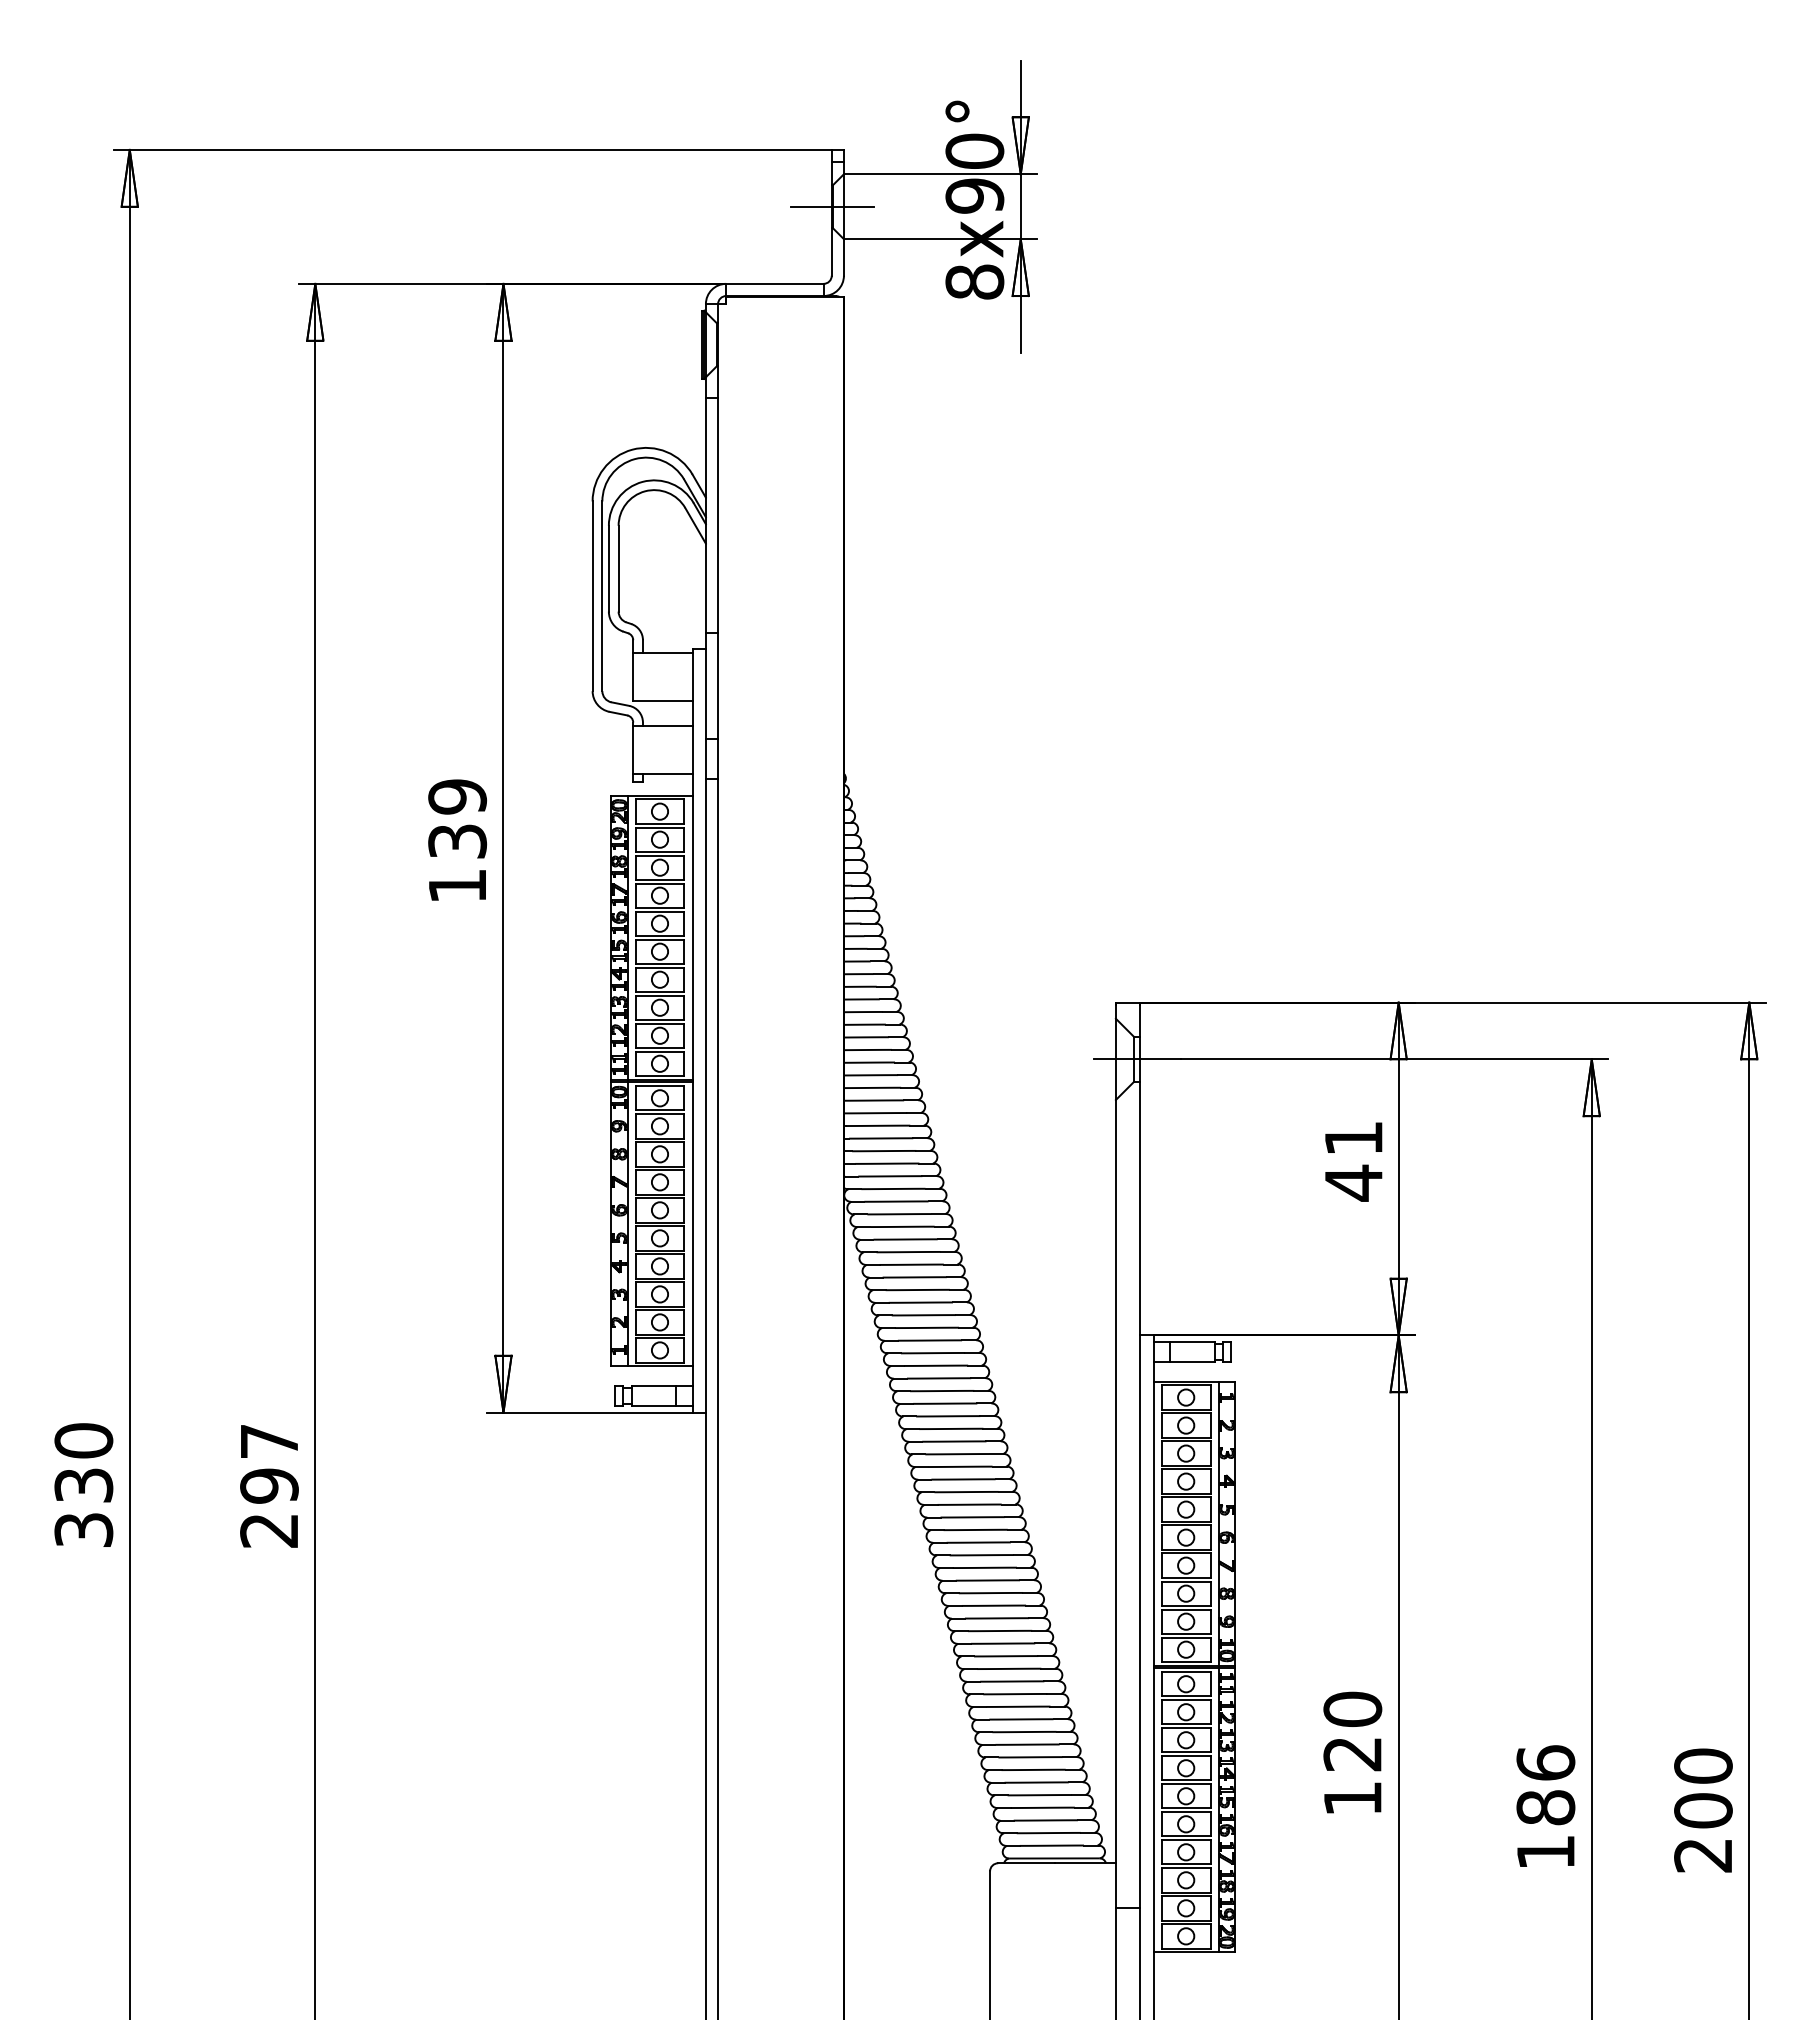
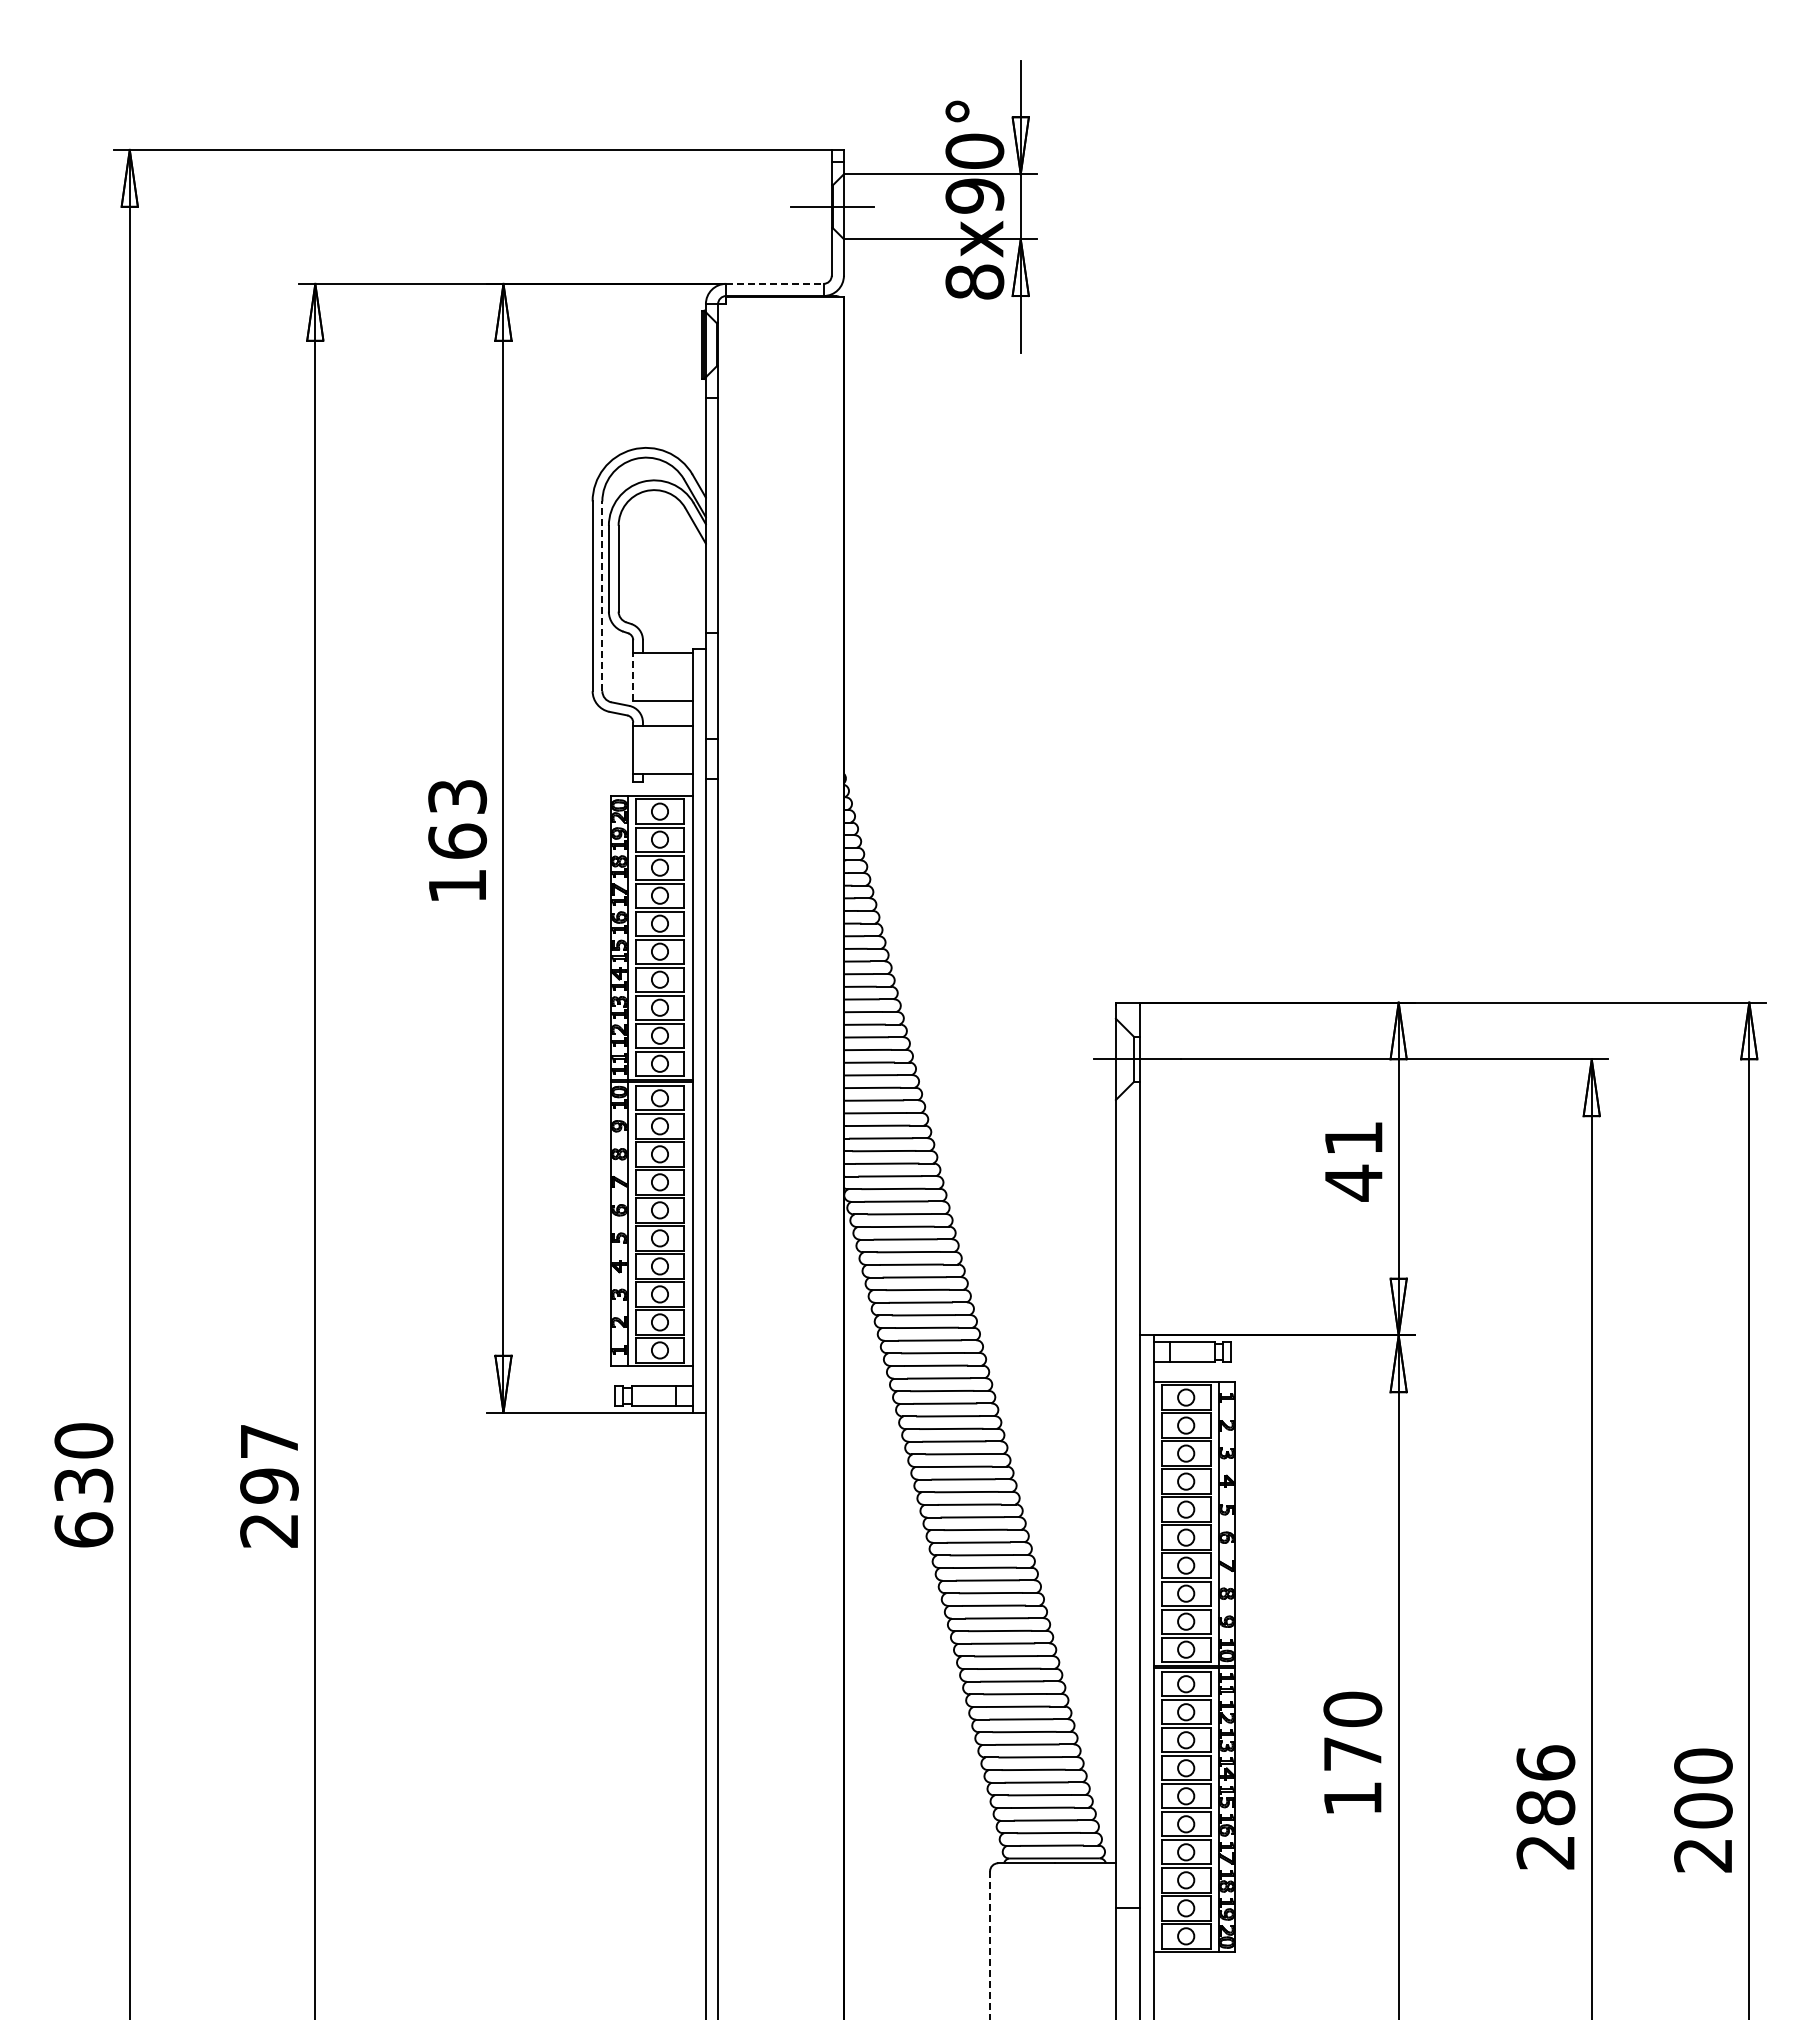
line: solid -> dashed (774, 283)
line: solid -> dashed (602, 596)
line: solid -> dashed (633, 677)
text: 139 -> 163 (457, 818)
text: 330 -> 630 (83, 1529)
text: 120 -> 170 (1352, 1754)
text: 186 -> 286 (1545, 1852)
line: solid -> dashed (990, 1946)
